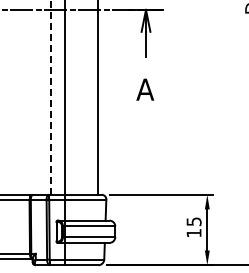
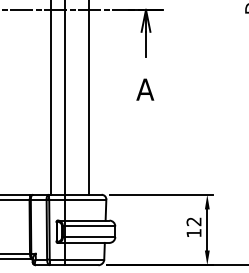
line: dashed -> solid (50, 97)
line position: (97, 98) -> (88, 98) (88, 98)
text: 15 -> 12 (193, 221)
